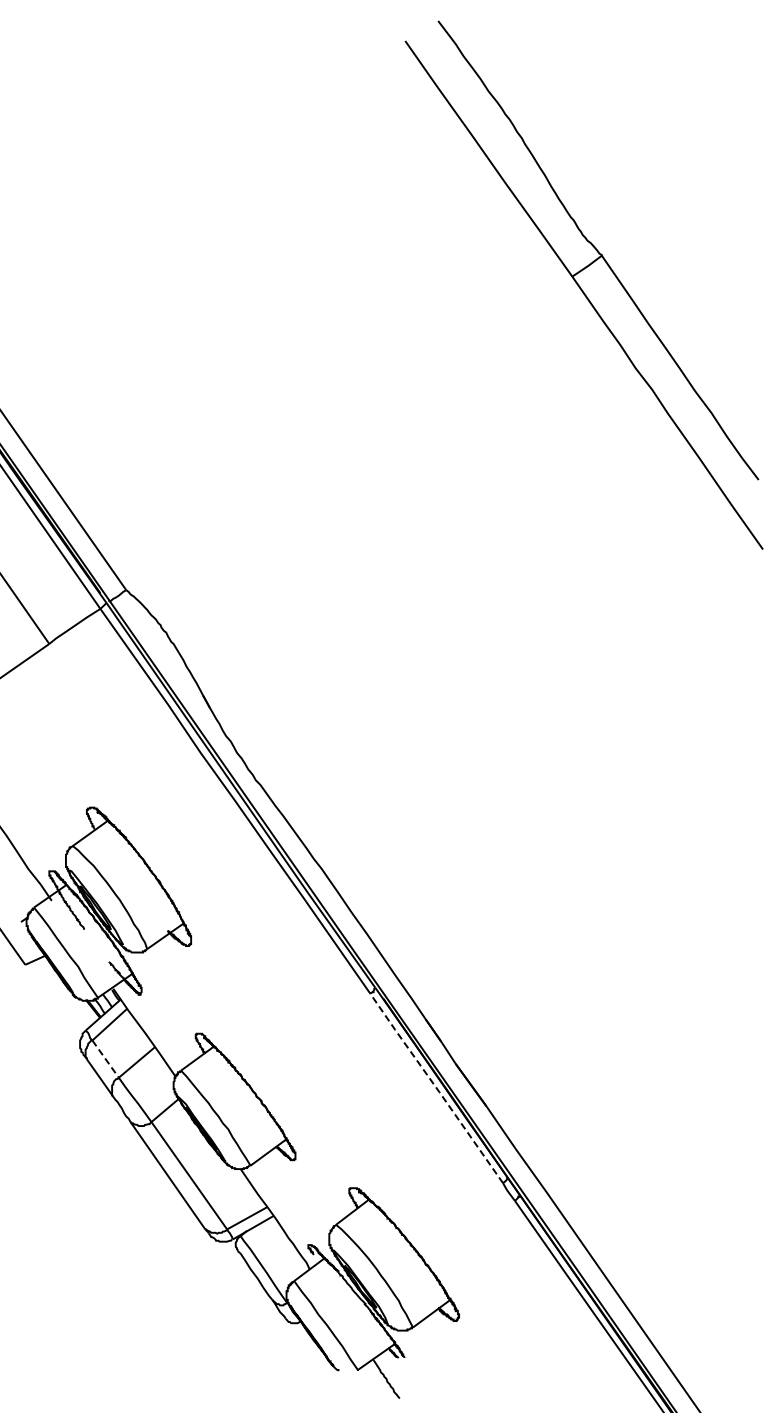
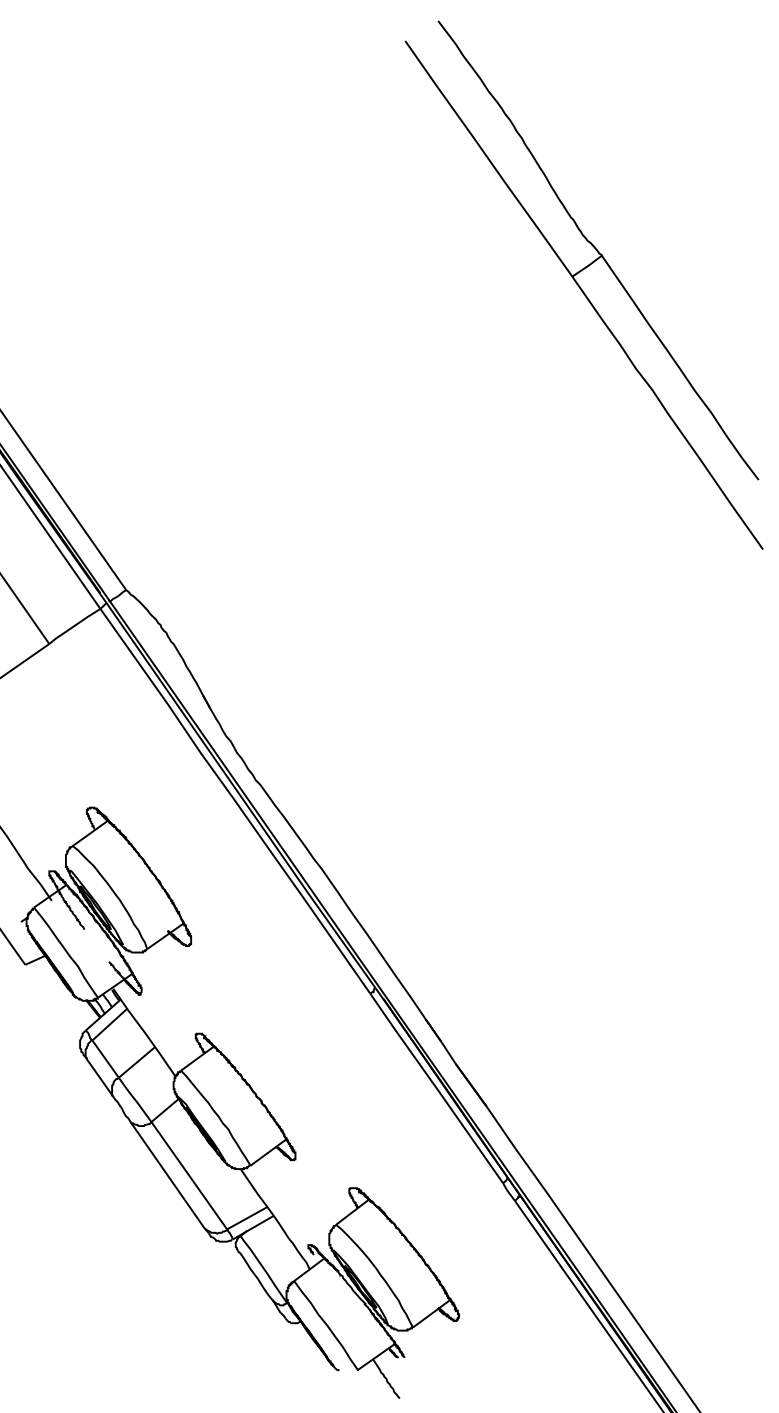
line: dashed -> solid (105, 1059)
line: dashed -> solid (436, 1088)
